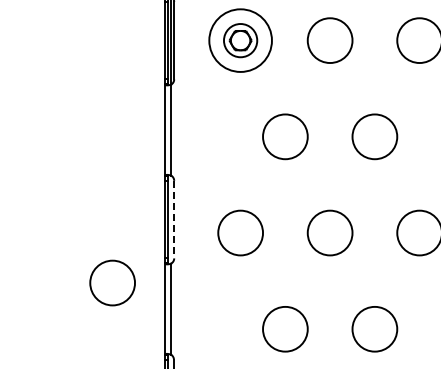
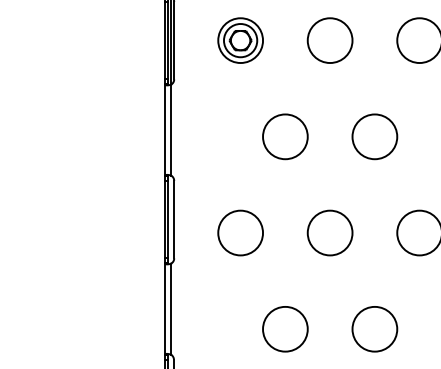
circle diameter: 63 px -> 45 px (240, 40)
line: dashed -> solid (174, 219)
circle: present -> none (112, 282)
